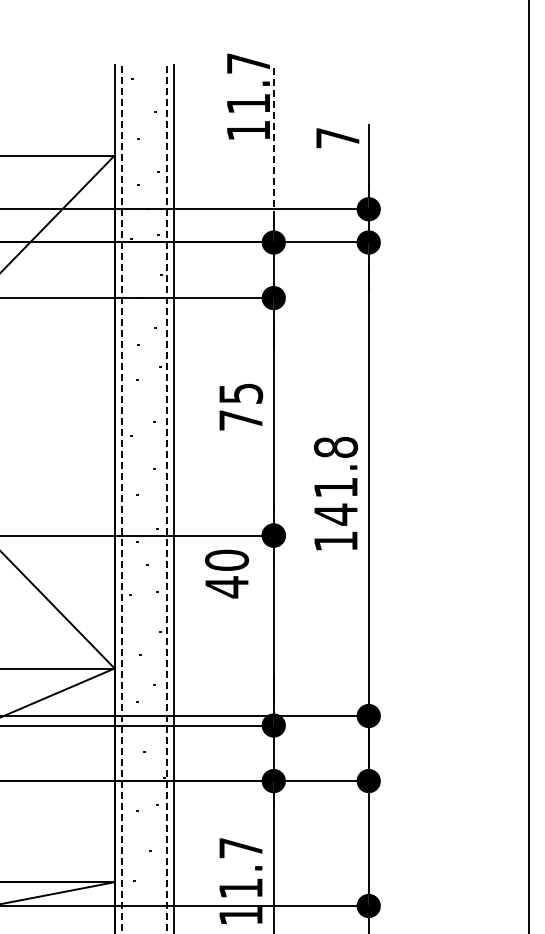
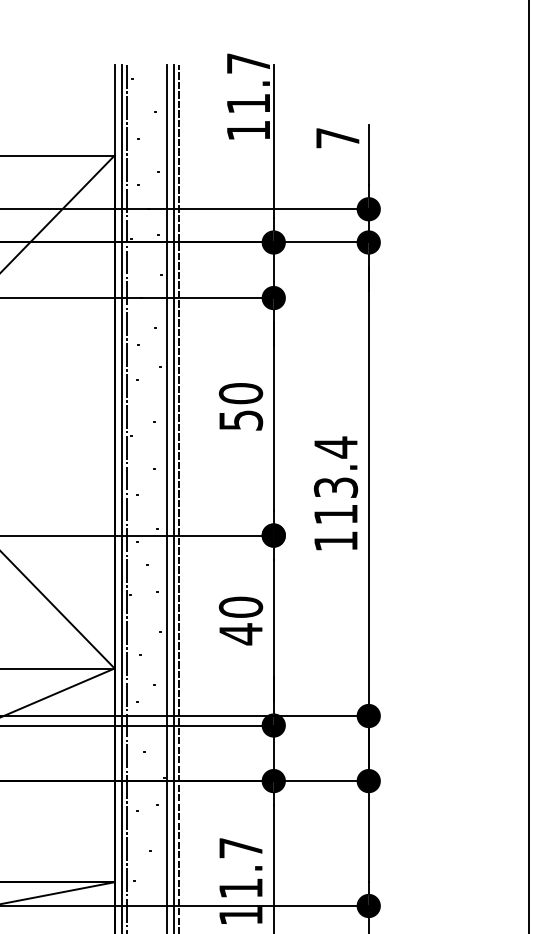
line: dashed -> solid (273, 141)
text: 75 -> 50 (240, 406)
text: 141.8 -> 113.4 (335, 480)
line: none -> present (126, 497)
line: none -> present (178, 497)
line: dashed -> solid (121, 498)
line: dashed -> solid (166, 498)
text position: (227, 573) -> (241, 620) (241, 620)
